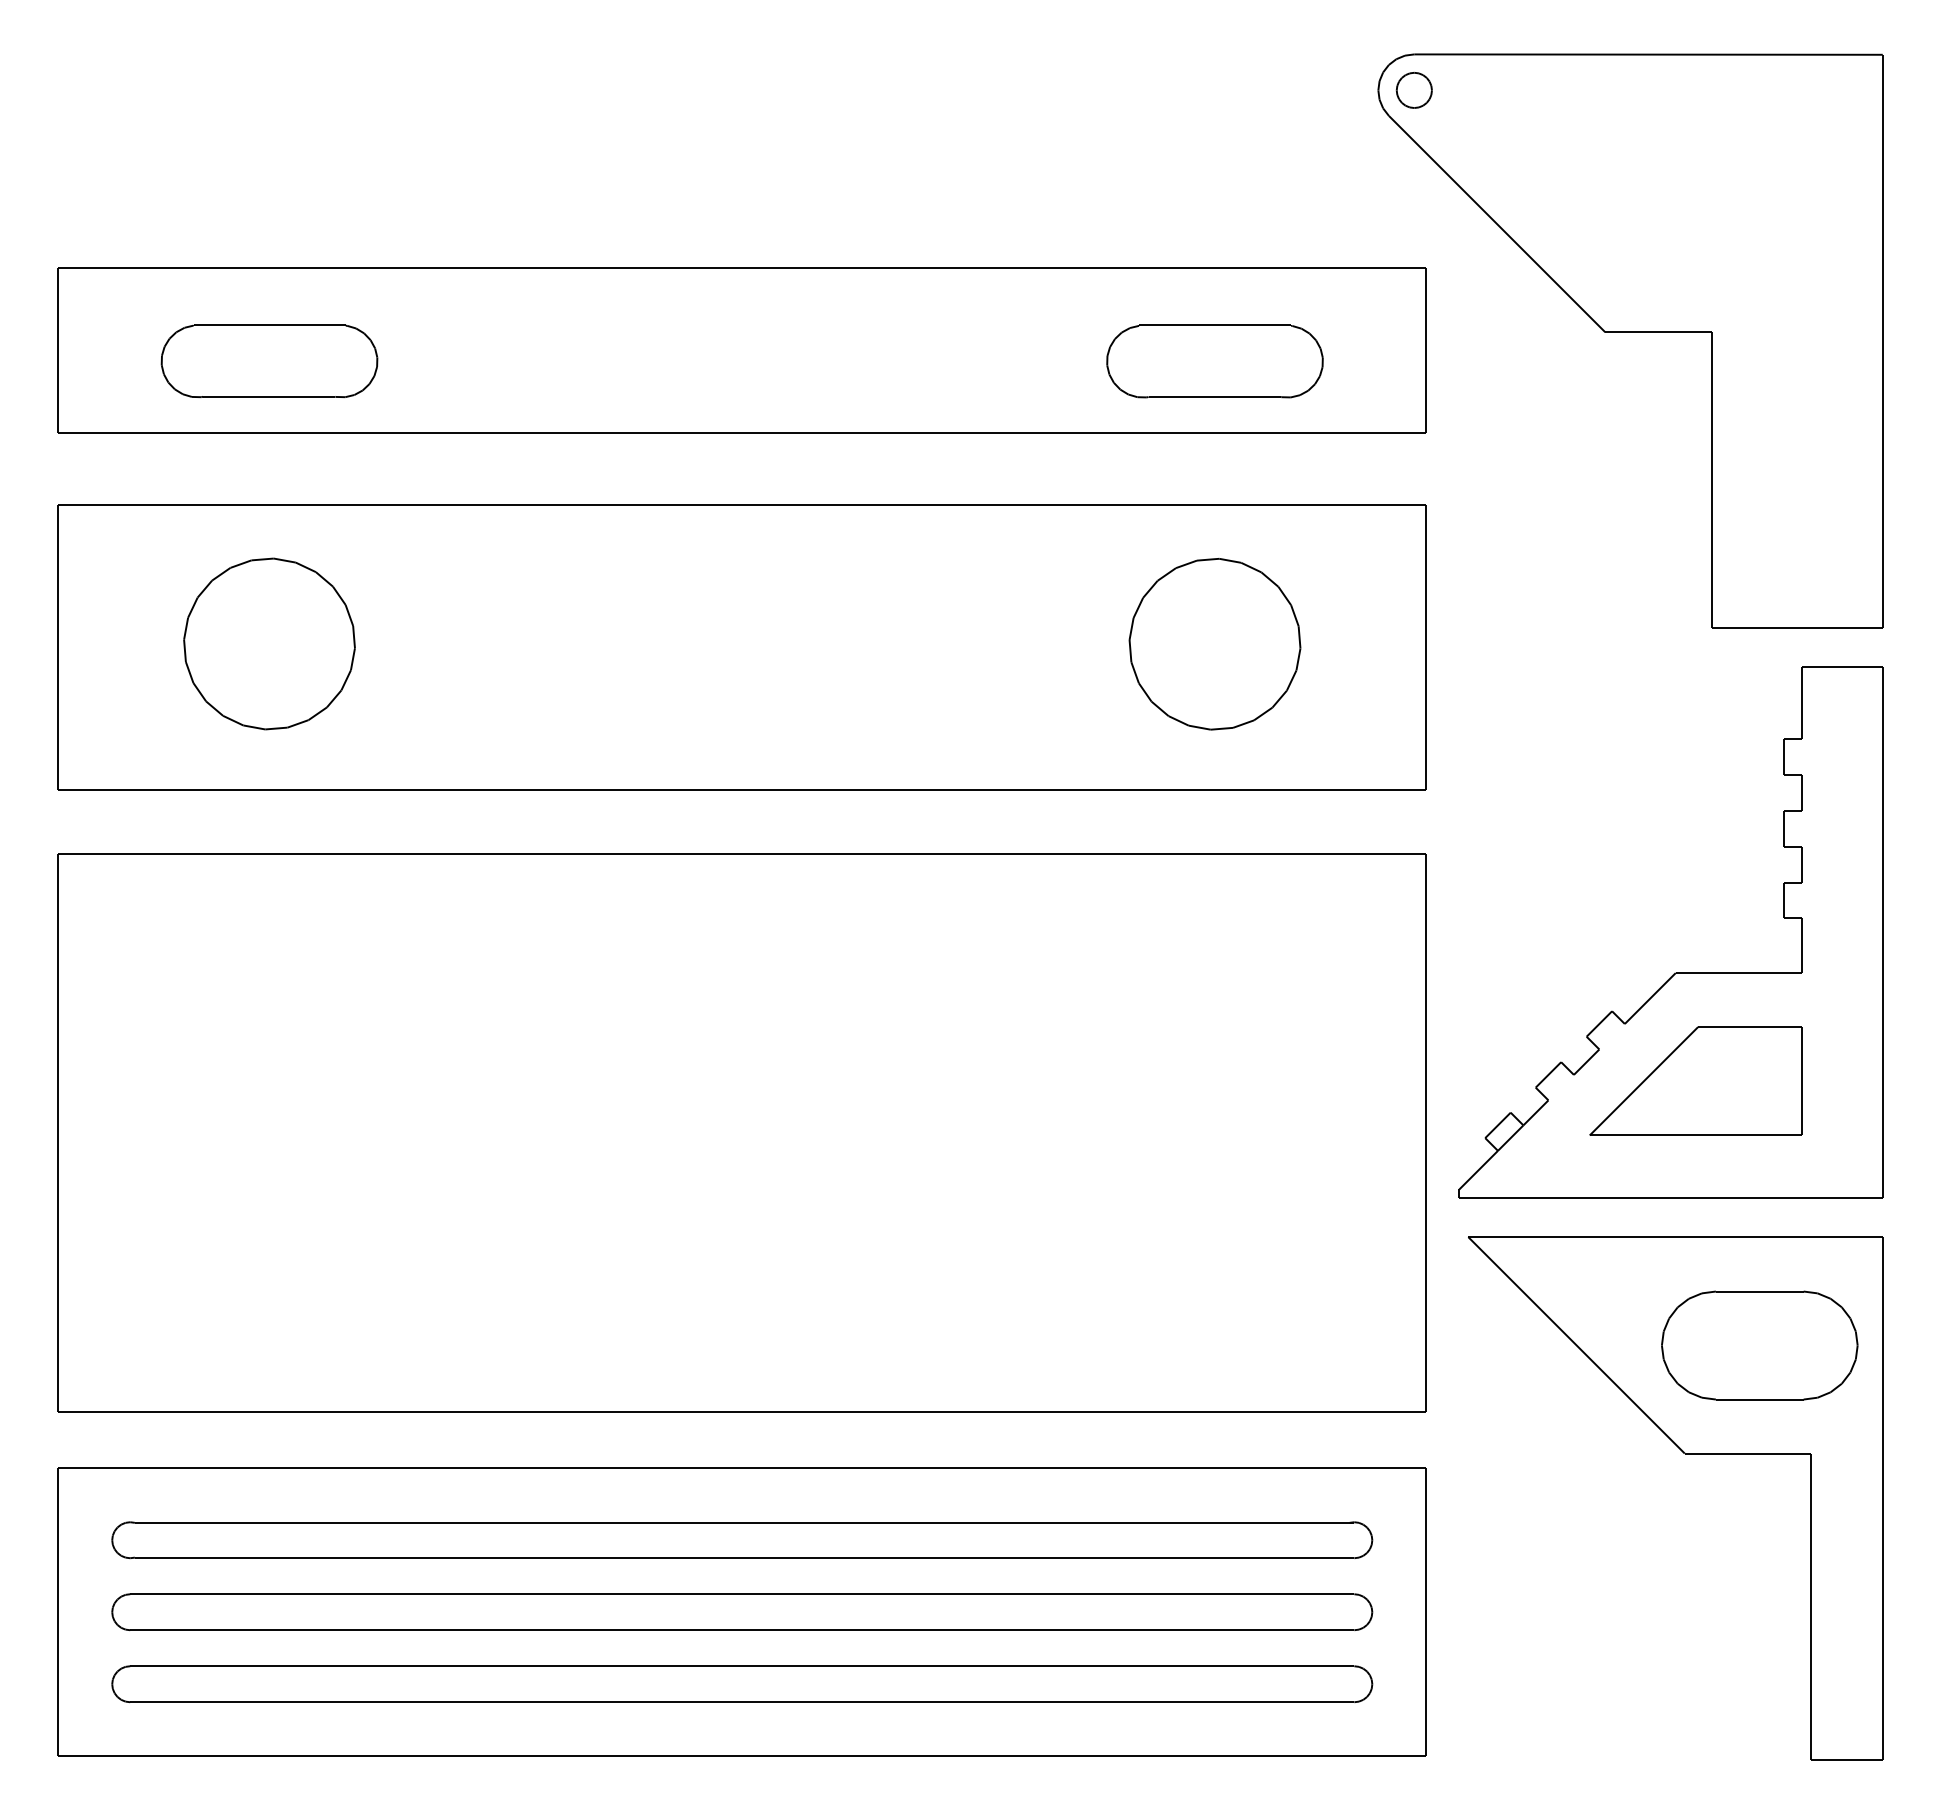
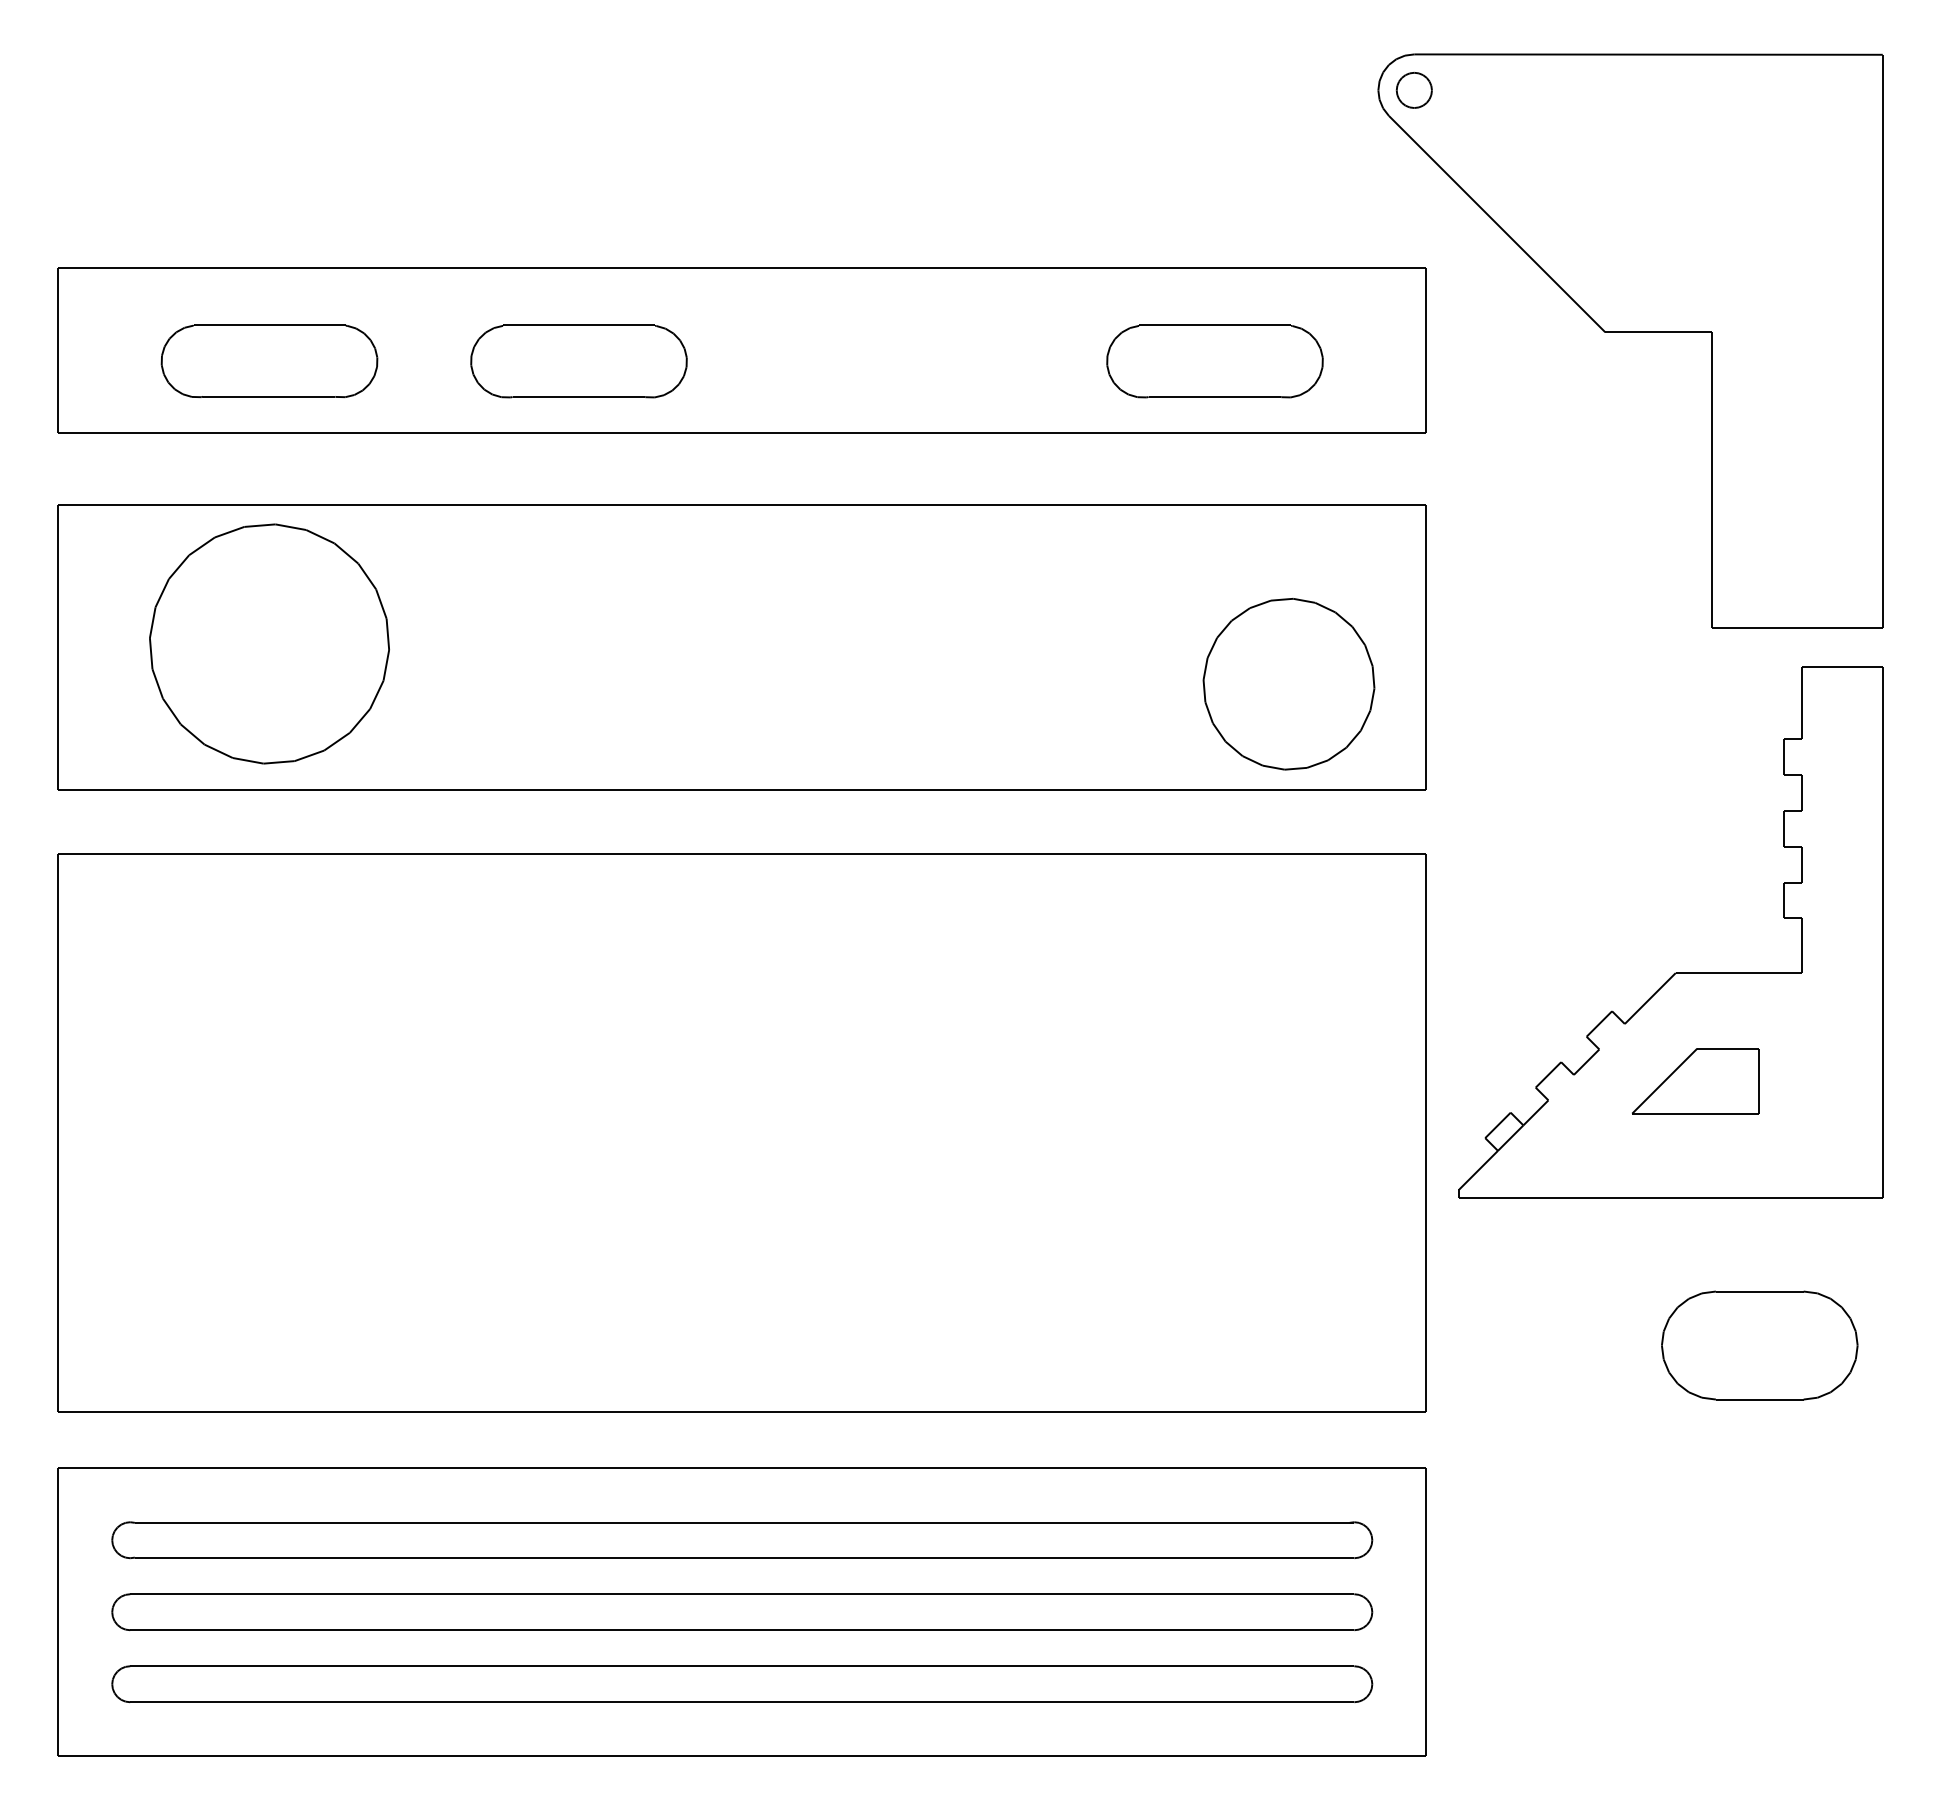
part: none -> present (578, 361)
part size: 173x174 px -> 241x242 px (269, 643)
part position: (1214, 644) -> (1288, 684) (1288, 684)
part size: 214x110 px -> 128x67 px (1695, 1081)
part: present -> none (1685, 1454)
